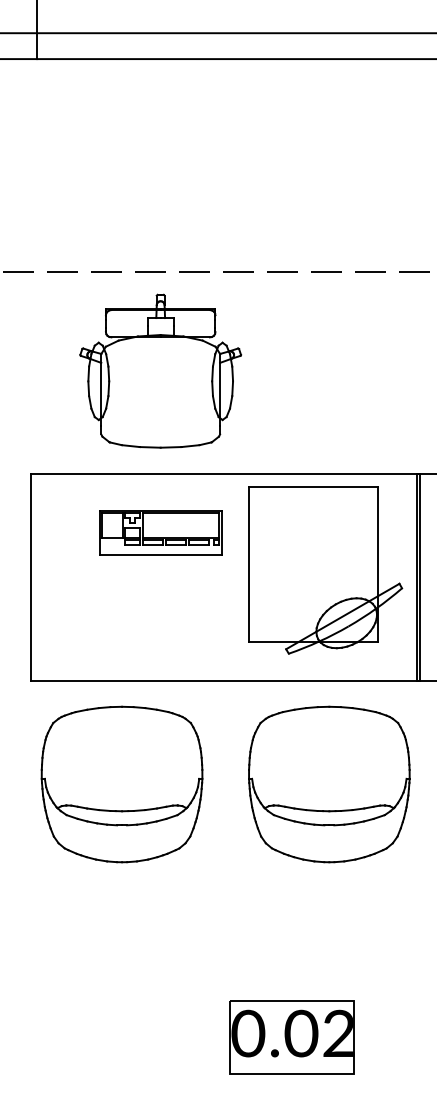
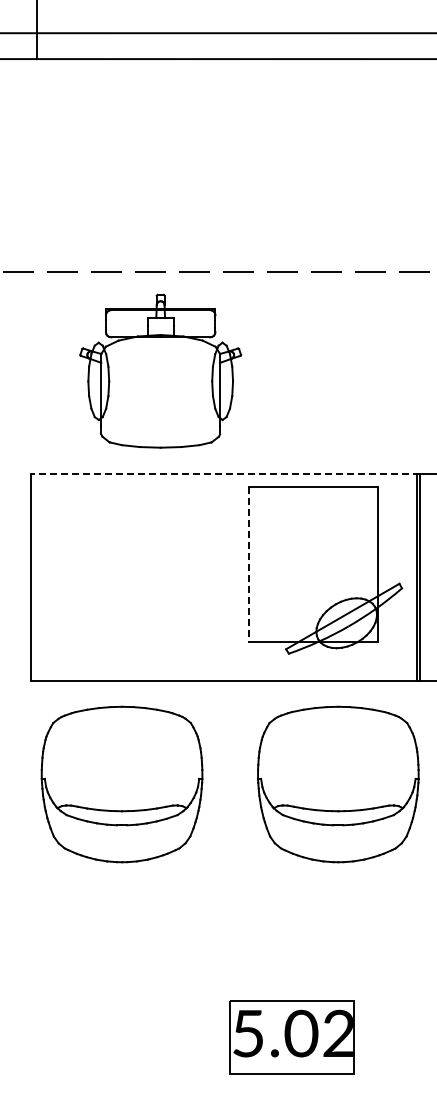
line: solid -> dashed (225, 473)
part: present -> none (160, 532)
line: solid -> dashed (248, 564)
part position: (329, 784) -> (338, 784) (338, 784)
text: 0.02 -> 5.02 (248, 1033)
